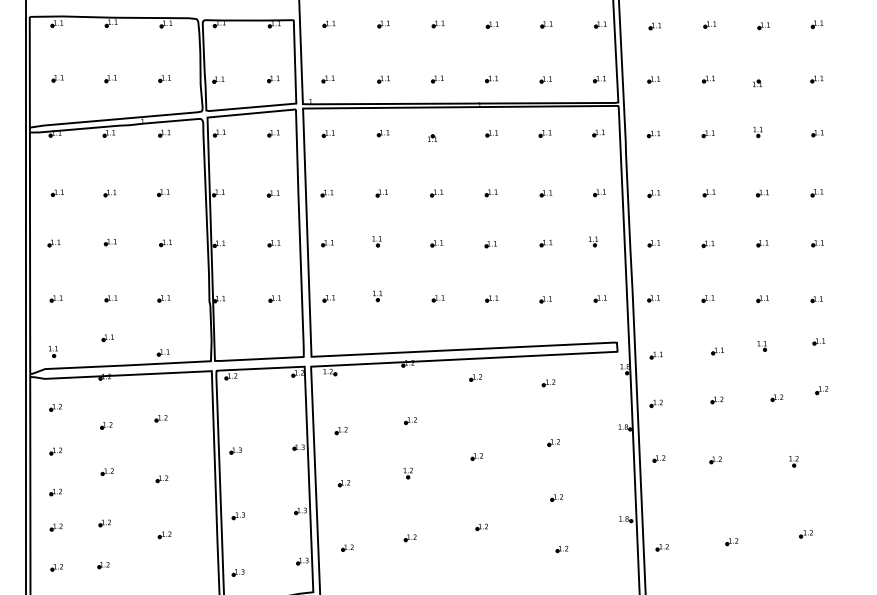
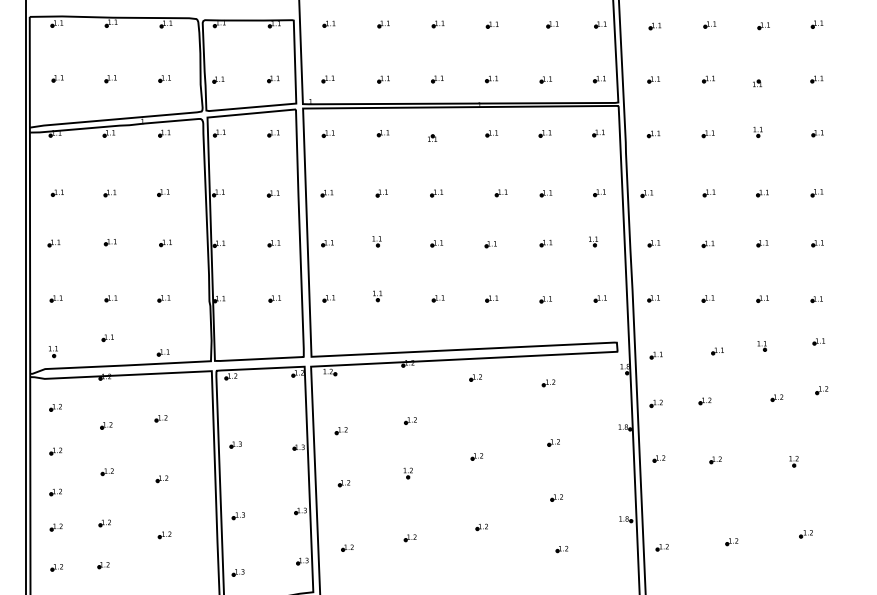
part position: (546, 24) -> (552, 24) (552, 24)
part position: (490, 193) -> (500, 193) (500, 193)
part position: (653, 193) -> (646, 193) (646, 193)
part position: (716, 400) -> (704, 401) (704, 401)
part position: (235, 450) -> (235, 444) (235, 444)
